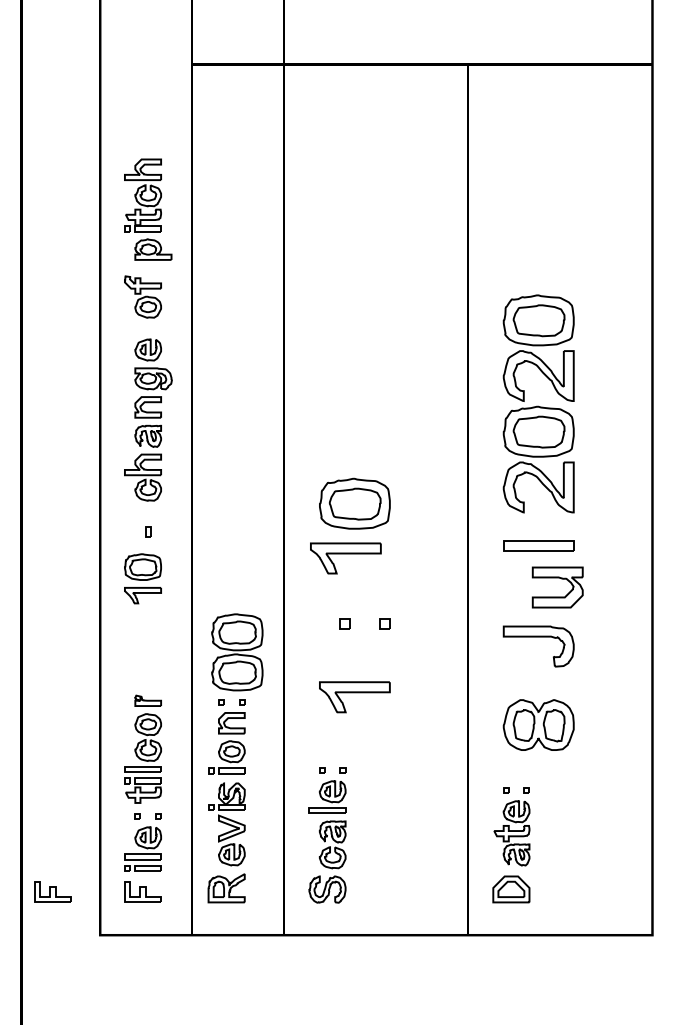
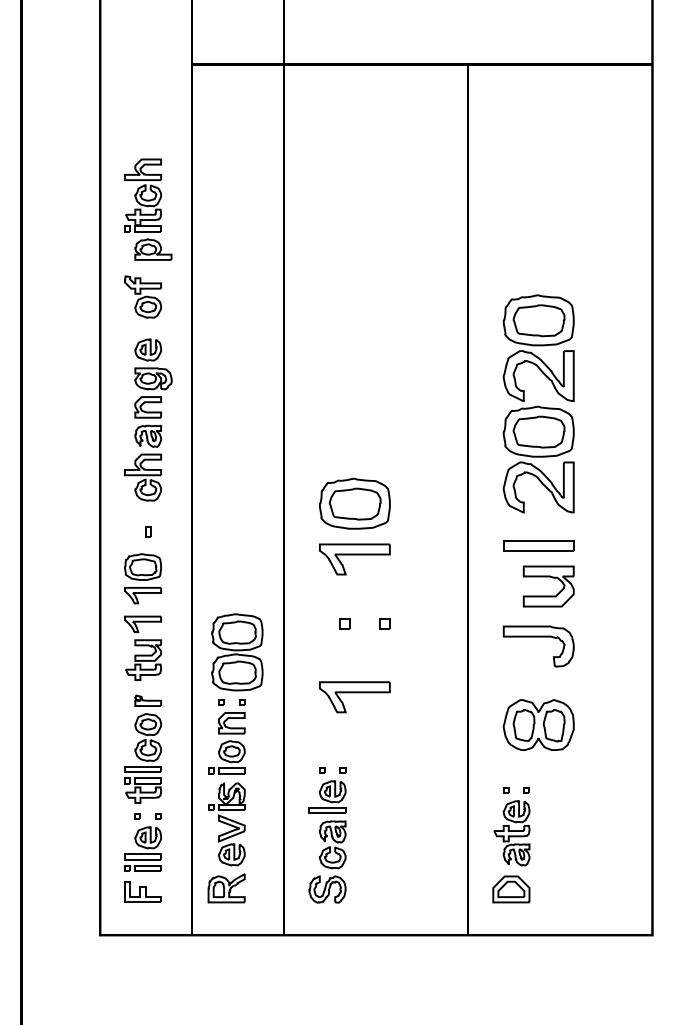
part position: (345, 558) -> (354, 559) (354, 559)
part position: (561, 579) -> (552, 578) (552, 578)
part: none -> present (142, 647)
part: present -> none (52, 891)
